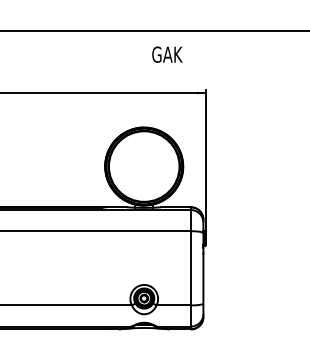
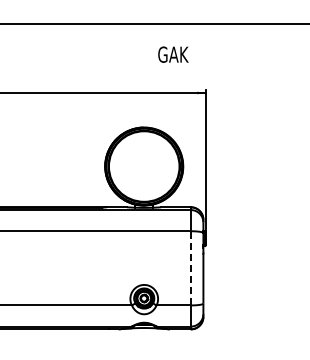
line position: (154, 30) -> (154, 23) (154, 23)
text position: (167, 54) -> (173, 54) (173, 54)
line: solid -> dashed (190, 267)
